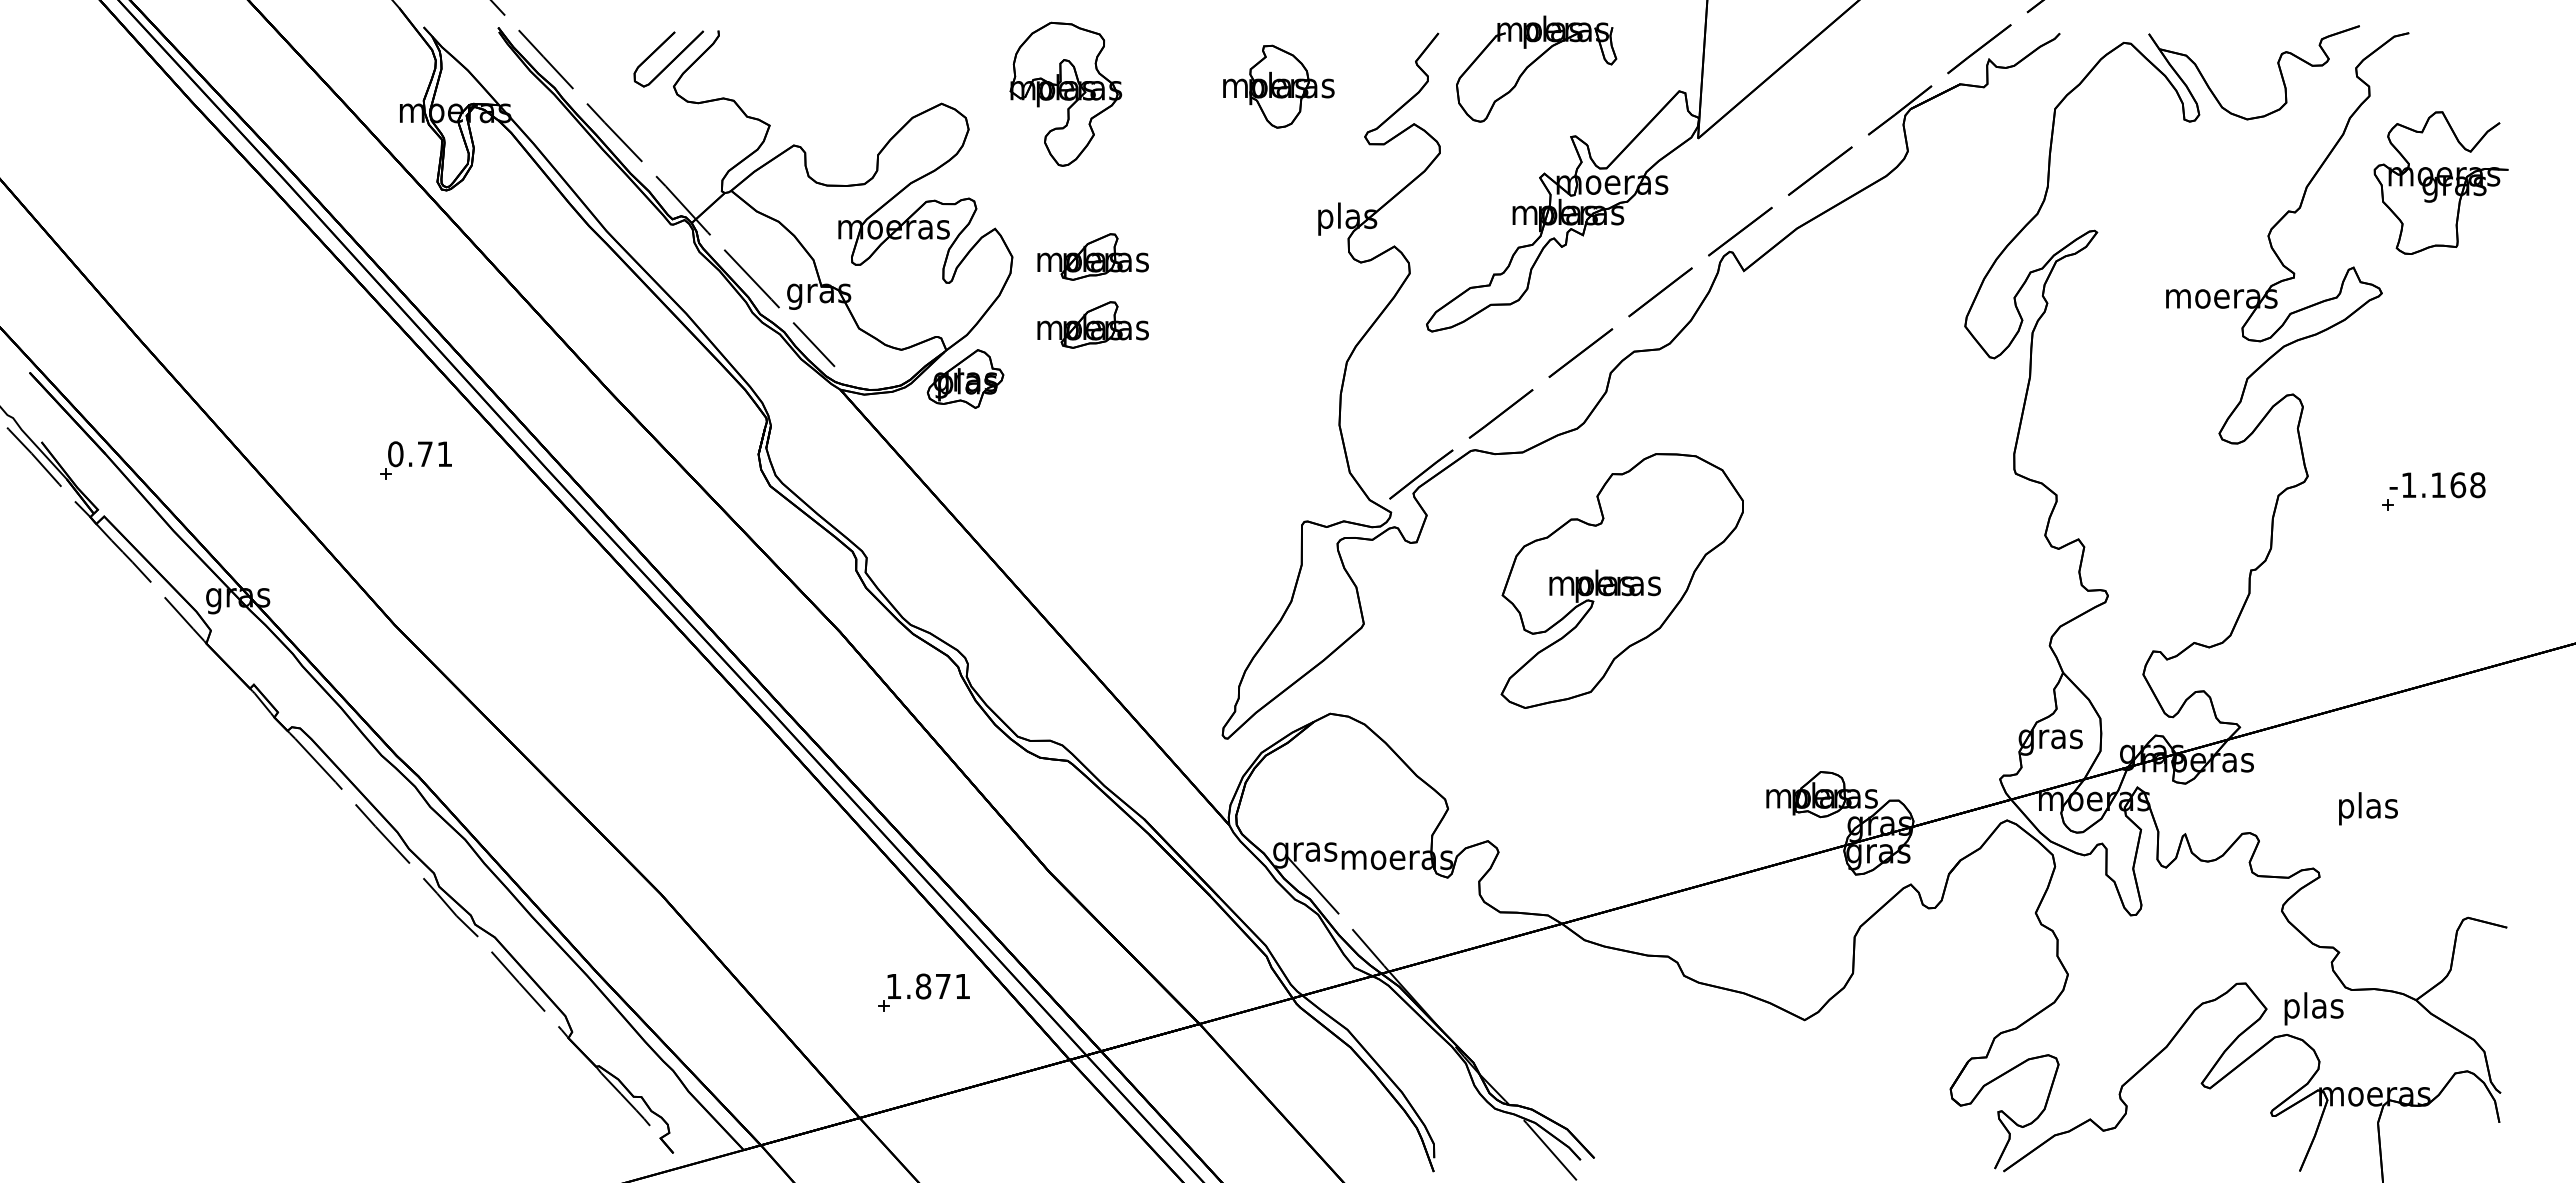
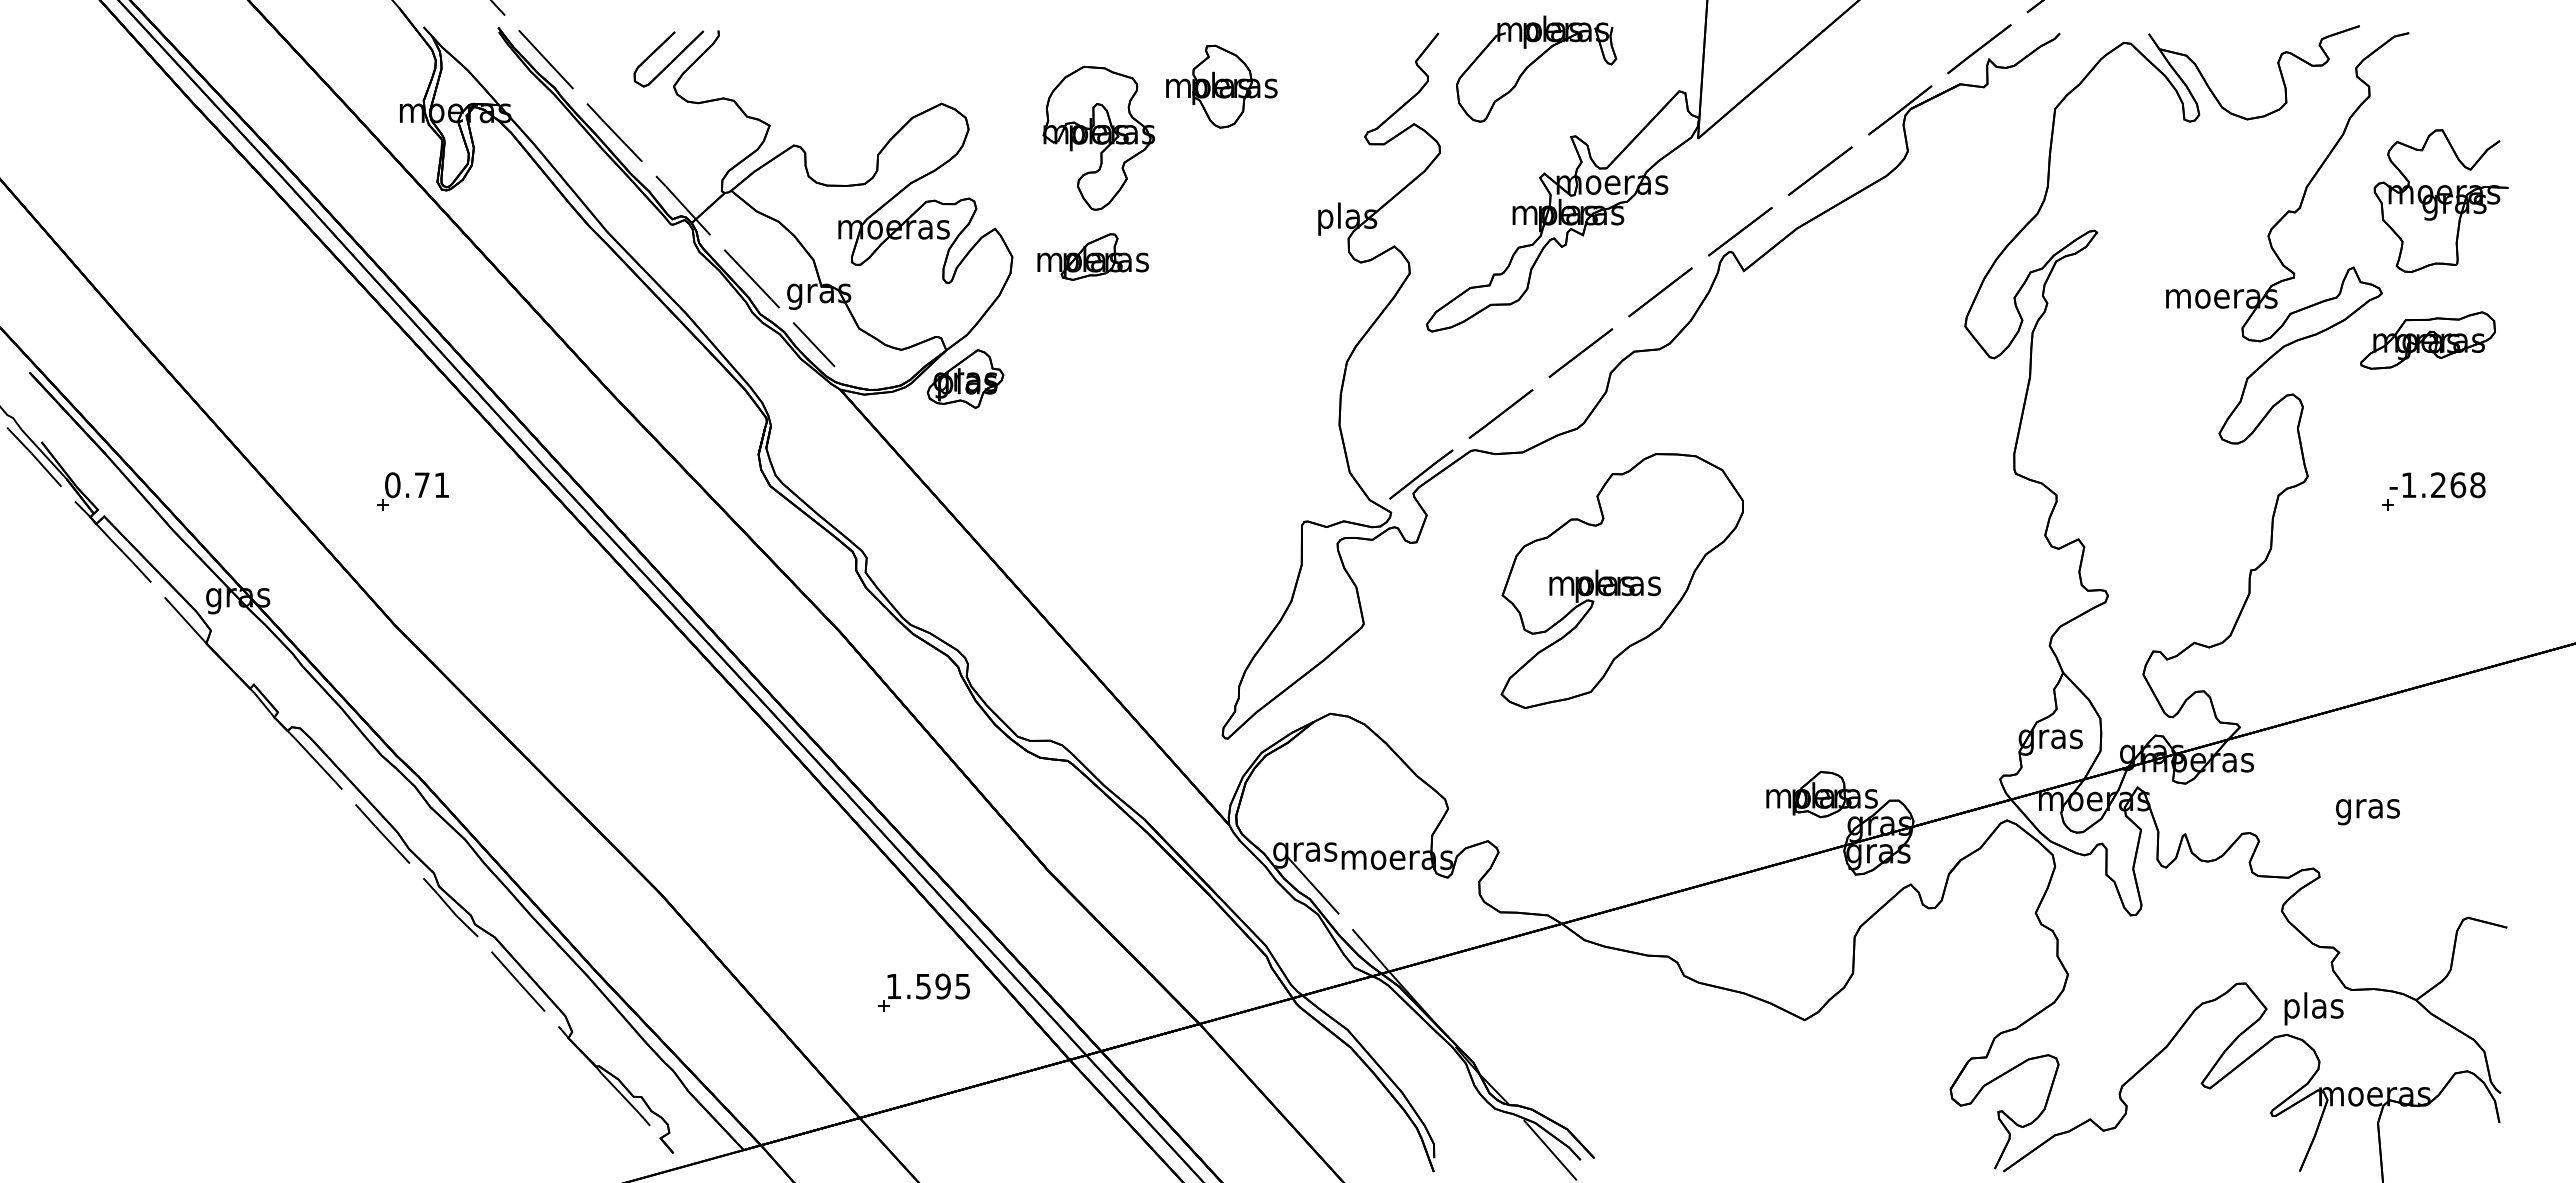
part position: (1278, 86) -> (1221, 86) (1221, 86)
part position: (1065, 93) -> (1098, 137) (1098, 137)
part position: (2440, 182) -> (2440, 200) (2440, 200)
part: present -> none (1092, 324)
part: none -> present (2427, 340)
part position: (415, 460) -> (412, 491) (412, 491)
text: -1.168 -> -1.268 (2438, 484)
text: plas -> gras (2367, 808)
text: 1.871 -> 1.595 (942, 986)
